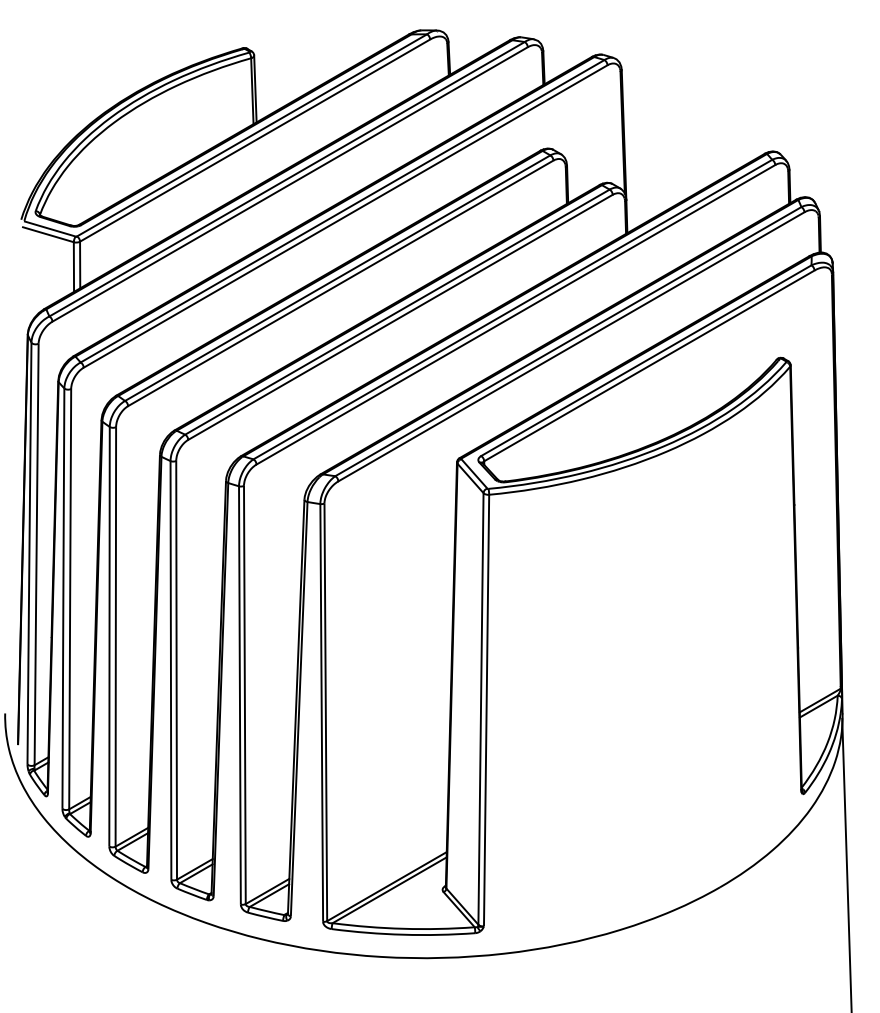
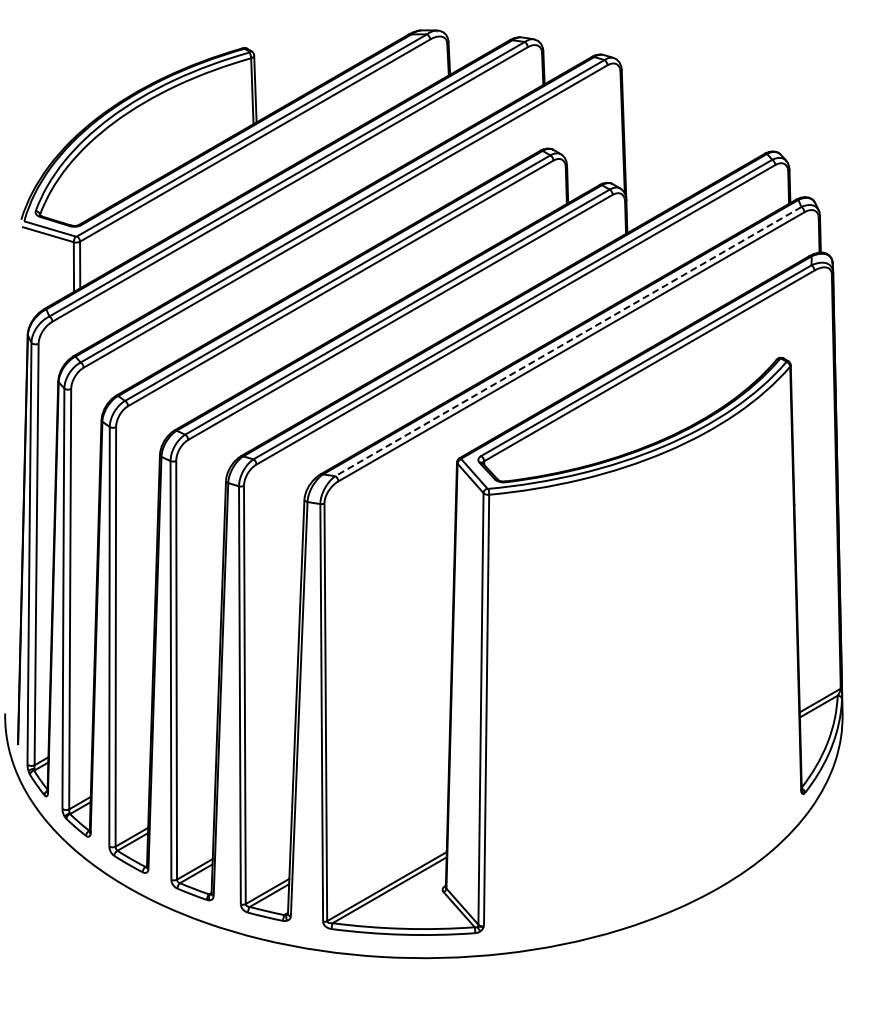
line: solid -> dashed (567, 341)
line: present -> none (846, 863)
